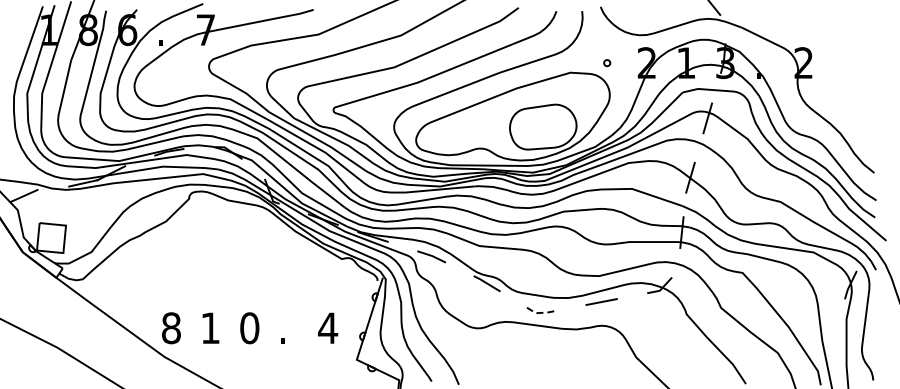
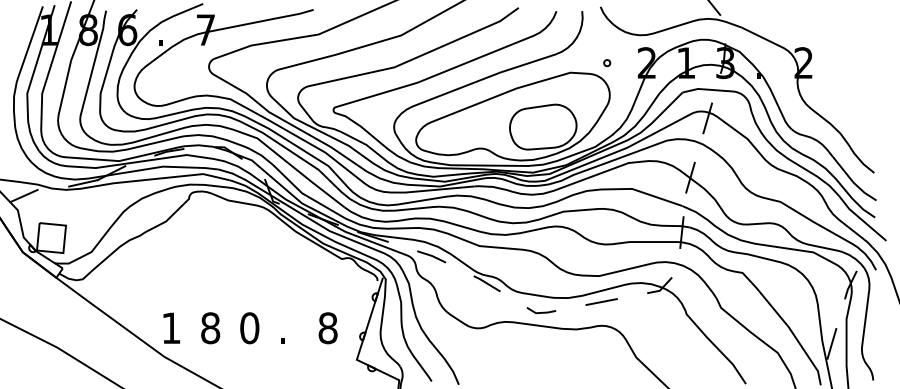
line: dashed -> solid (540, 312)
text: 8 -> 1 (171, 328)
text: 1 -> 8 (210, 328)
text: 4 -> 8 (328, 328)
line: none -> present (831, 343)
